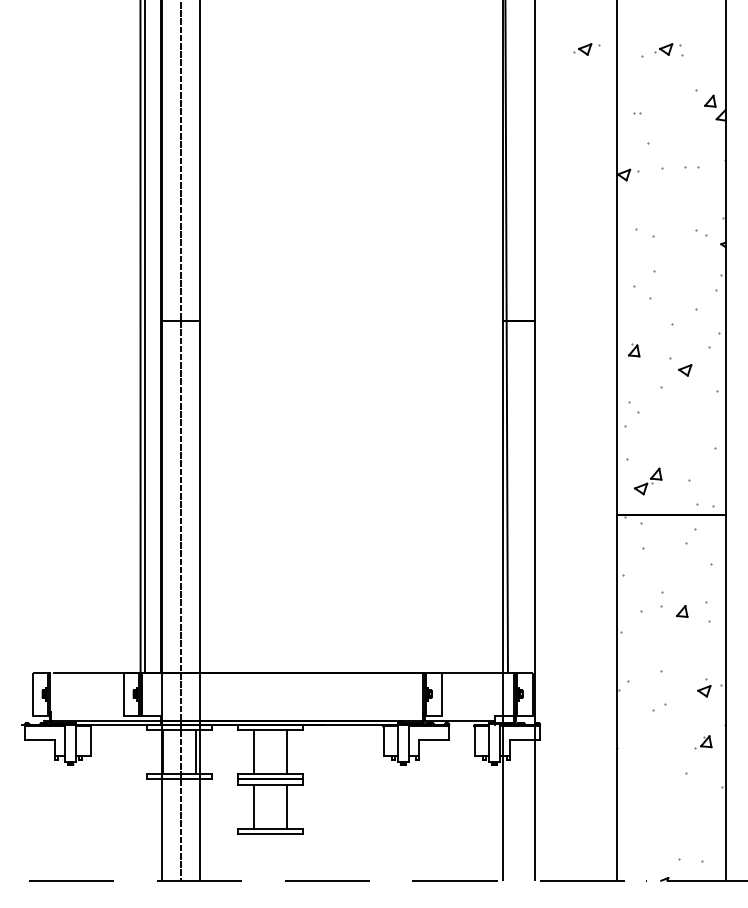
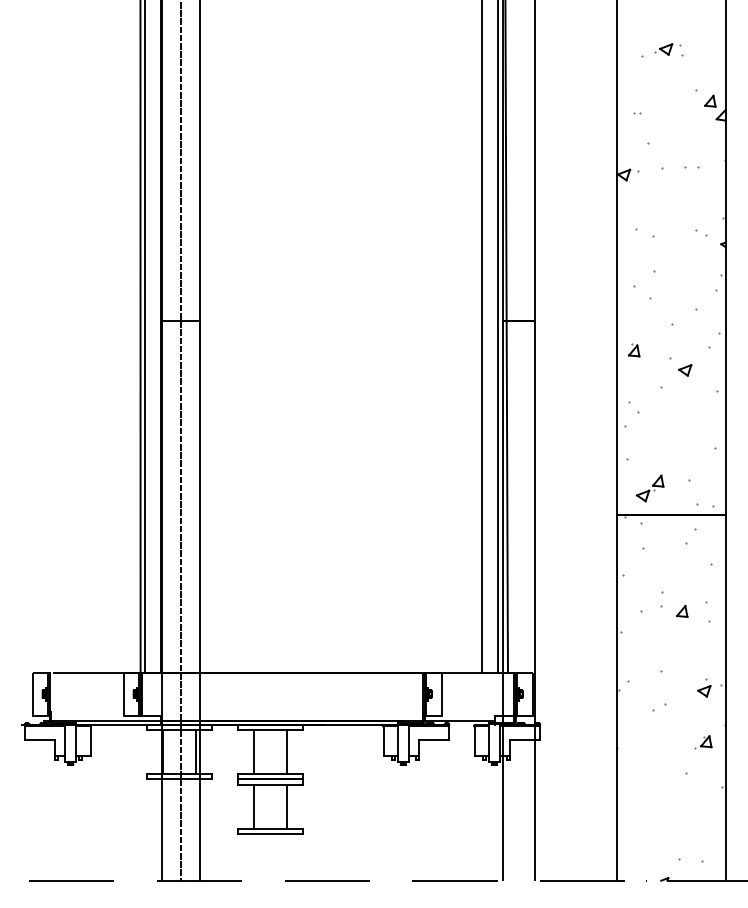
part: present -> none (586, 49)
line: none -> present (481, 337)
line: none -> present (497, 337)
part position: (648, 481) -> (650, 488) (650, 488)
